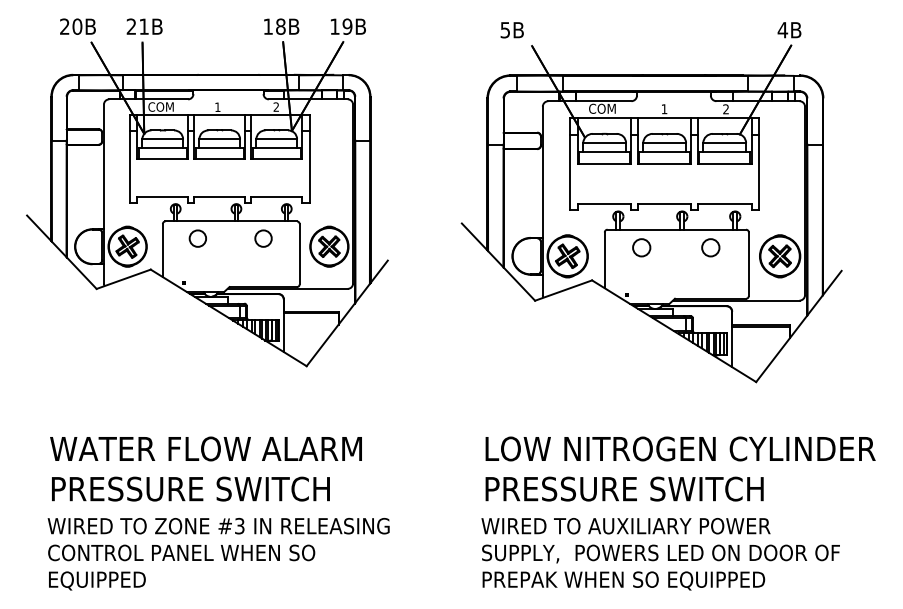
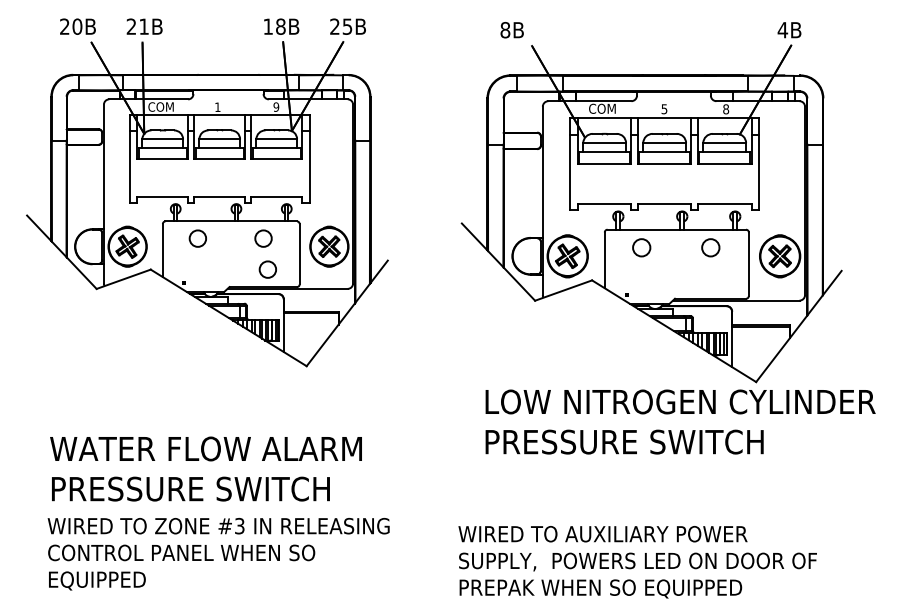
text: 19B -> 25B (341, 26)
text: 5B -> 8B (505, 29)
text: 2 -> 9 (276, 106)
text: 1 -> 5 (664, 109)
text: 2 -> 8 (726, 109)
circle: none -> present (267, 269)
text position: (680, 468) -> (680, 421) (680, 421)
text position: (660, 554) -> (637, 562) (637, 562)
